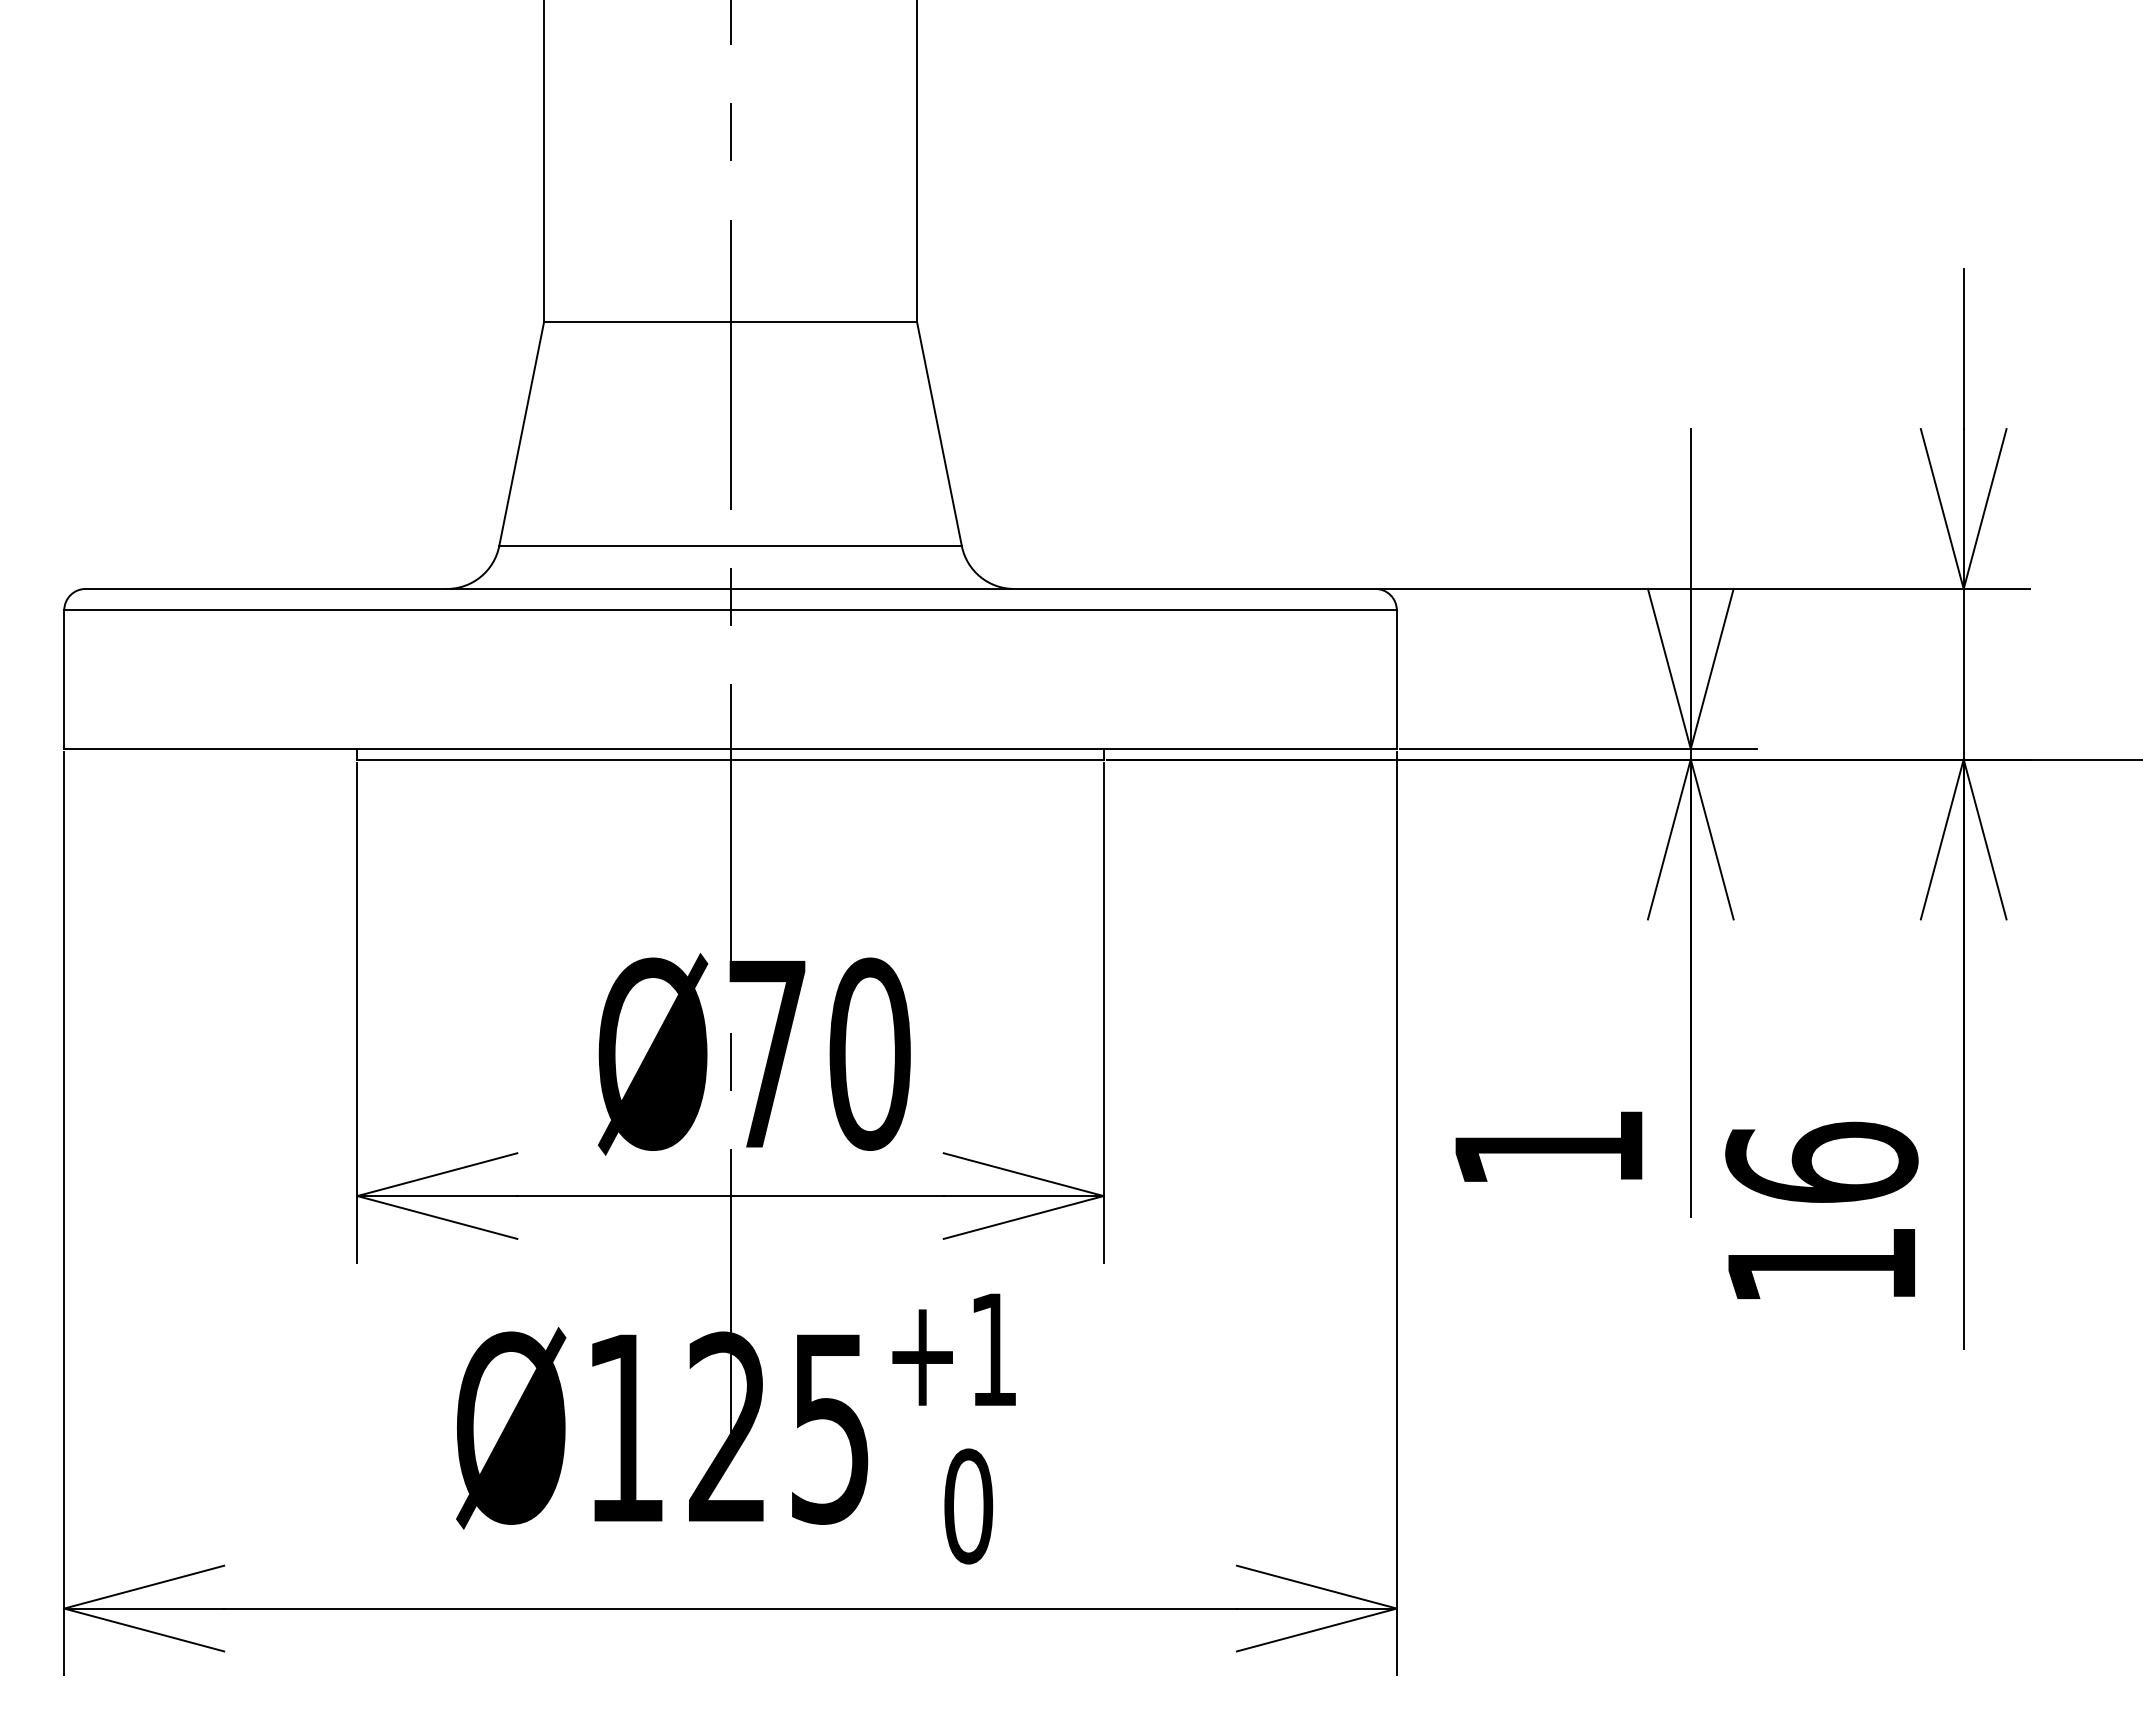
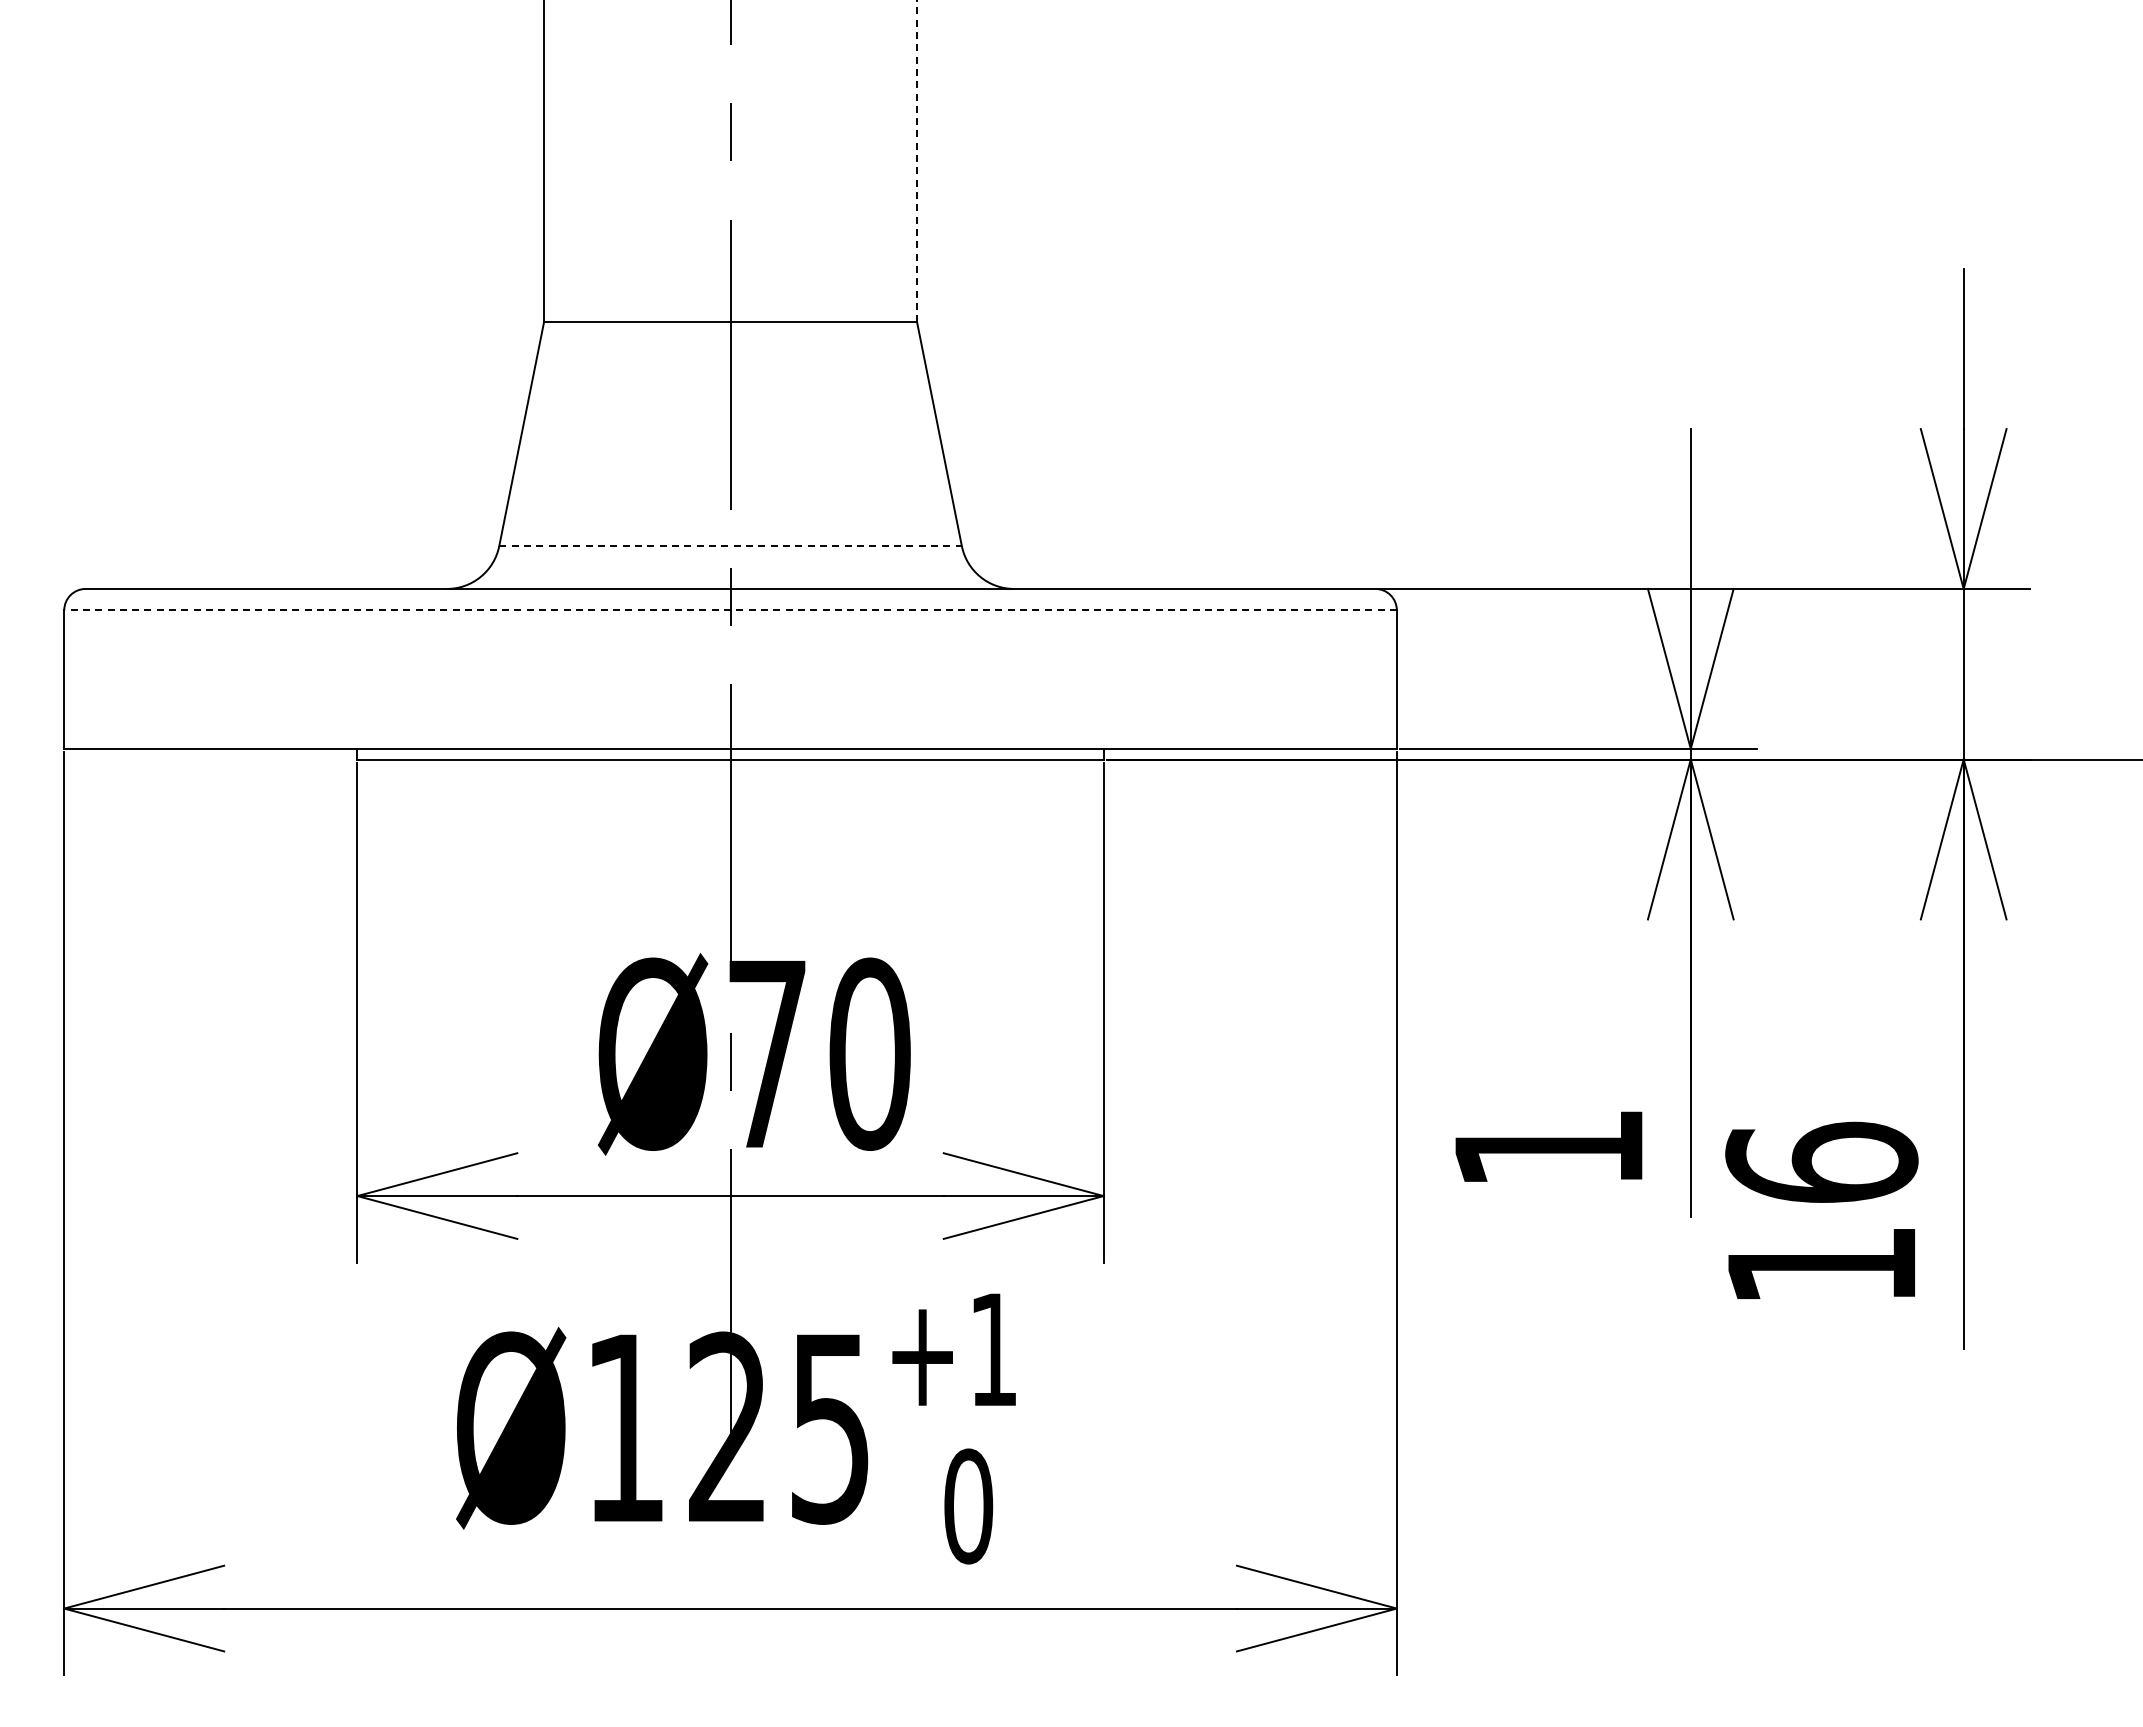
line: solid -> dashed (917, 161)
line: solid -> dashed (731, 546)
line: solid -> dashed (730, 610)
